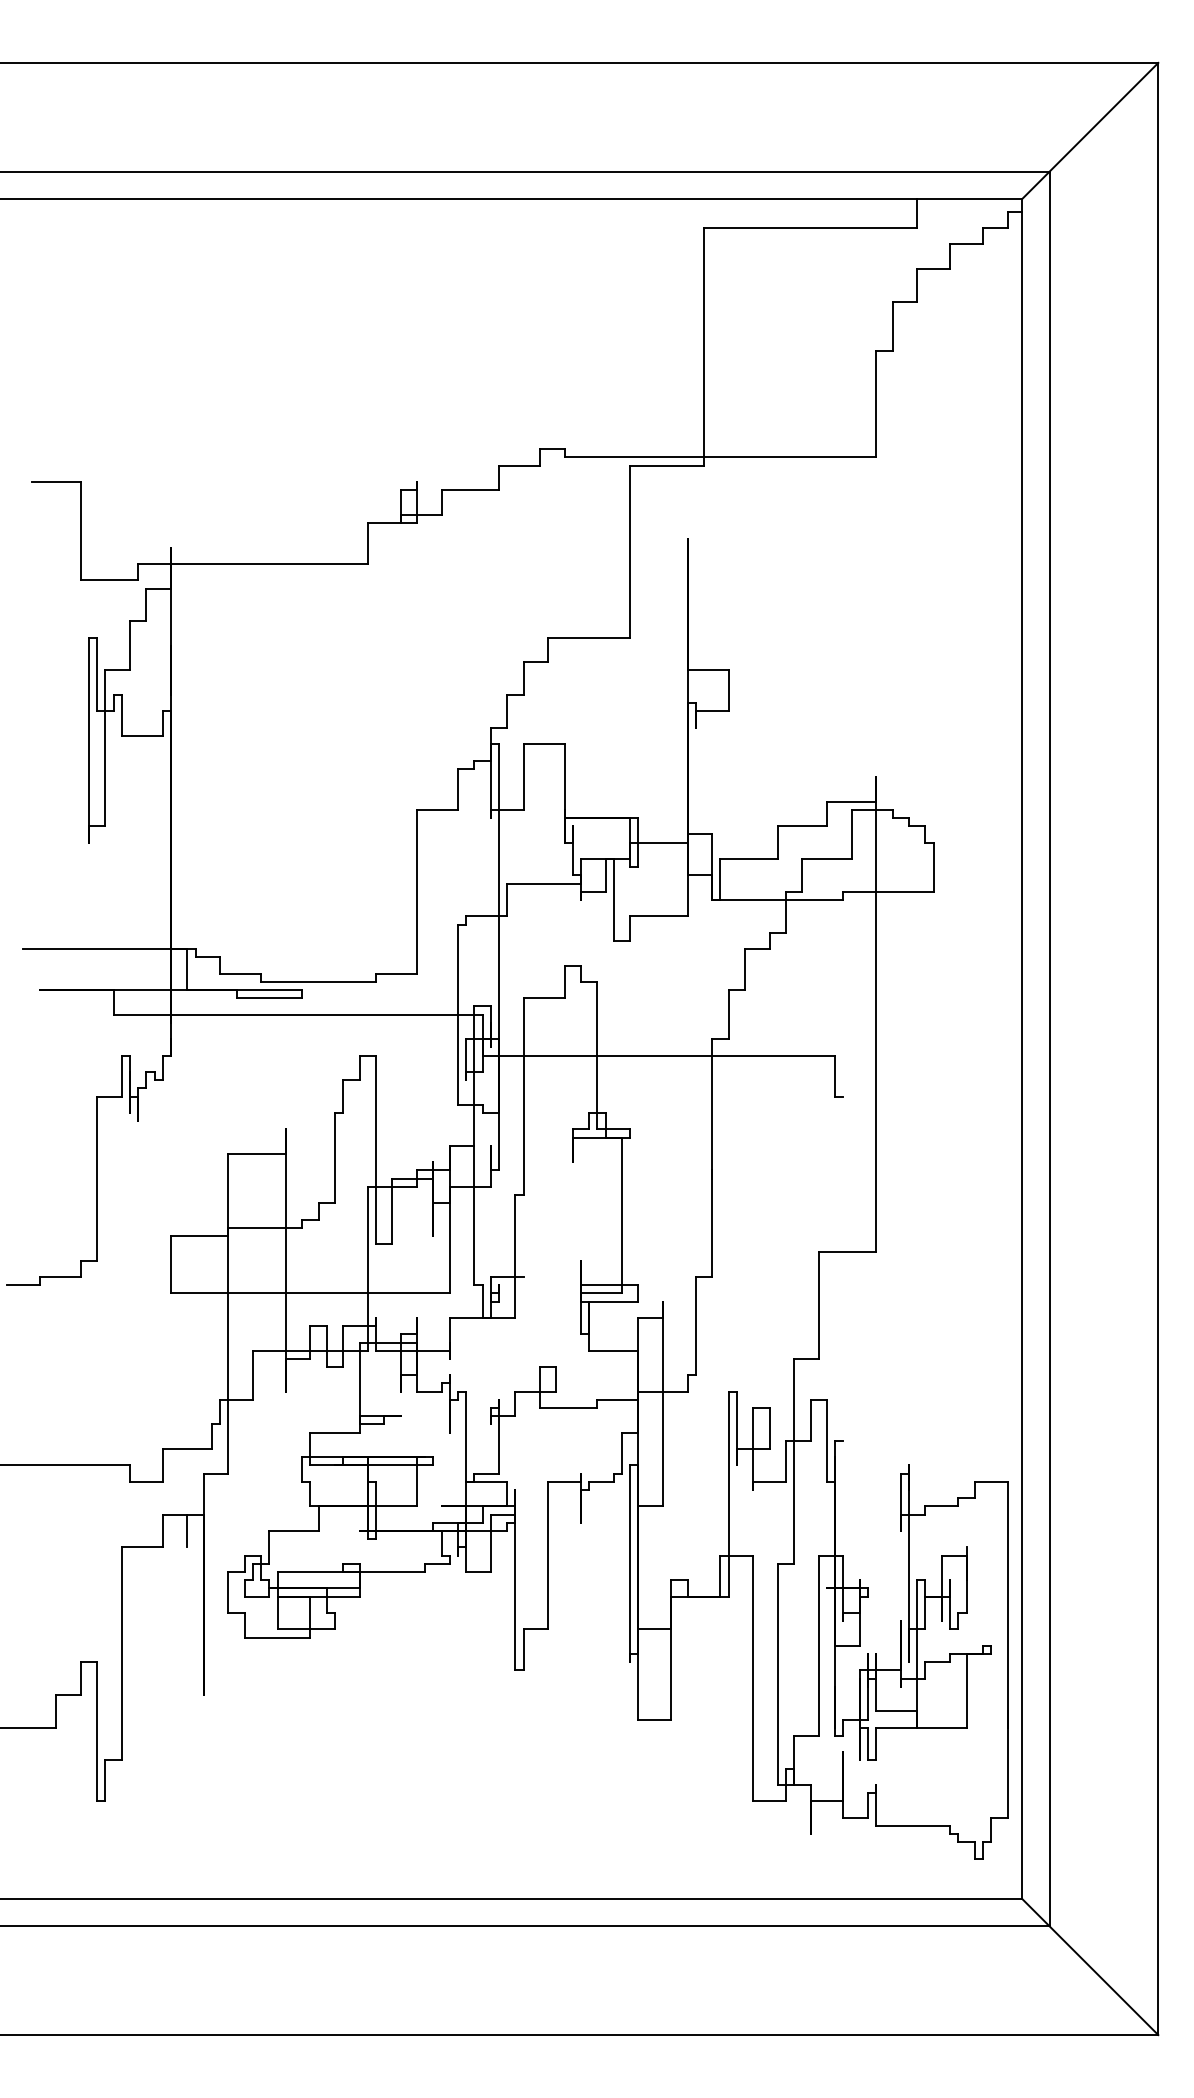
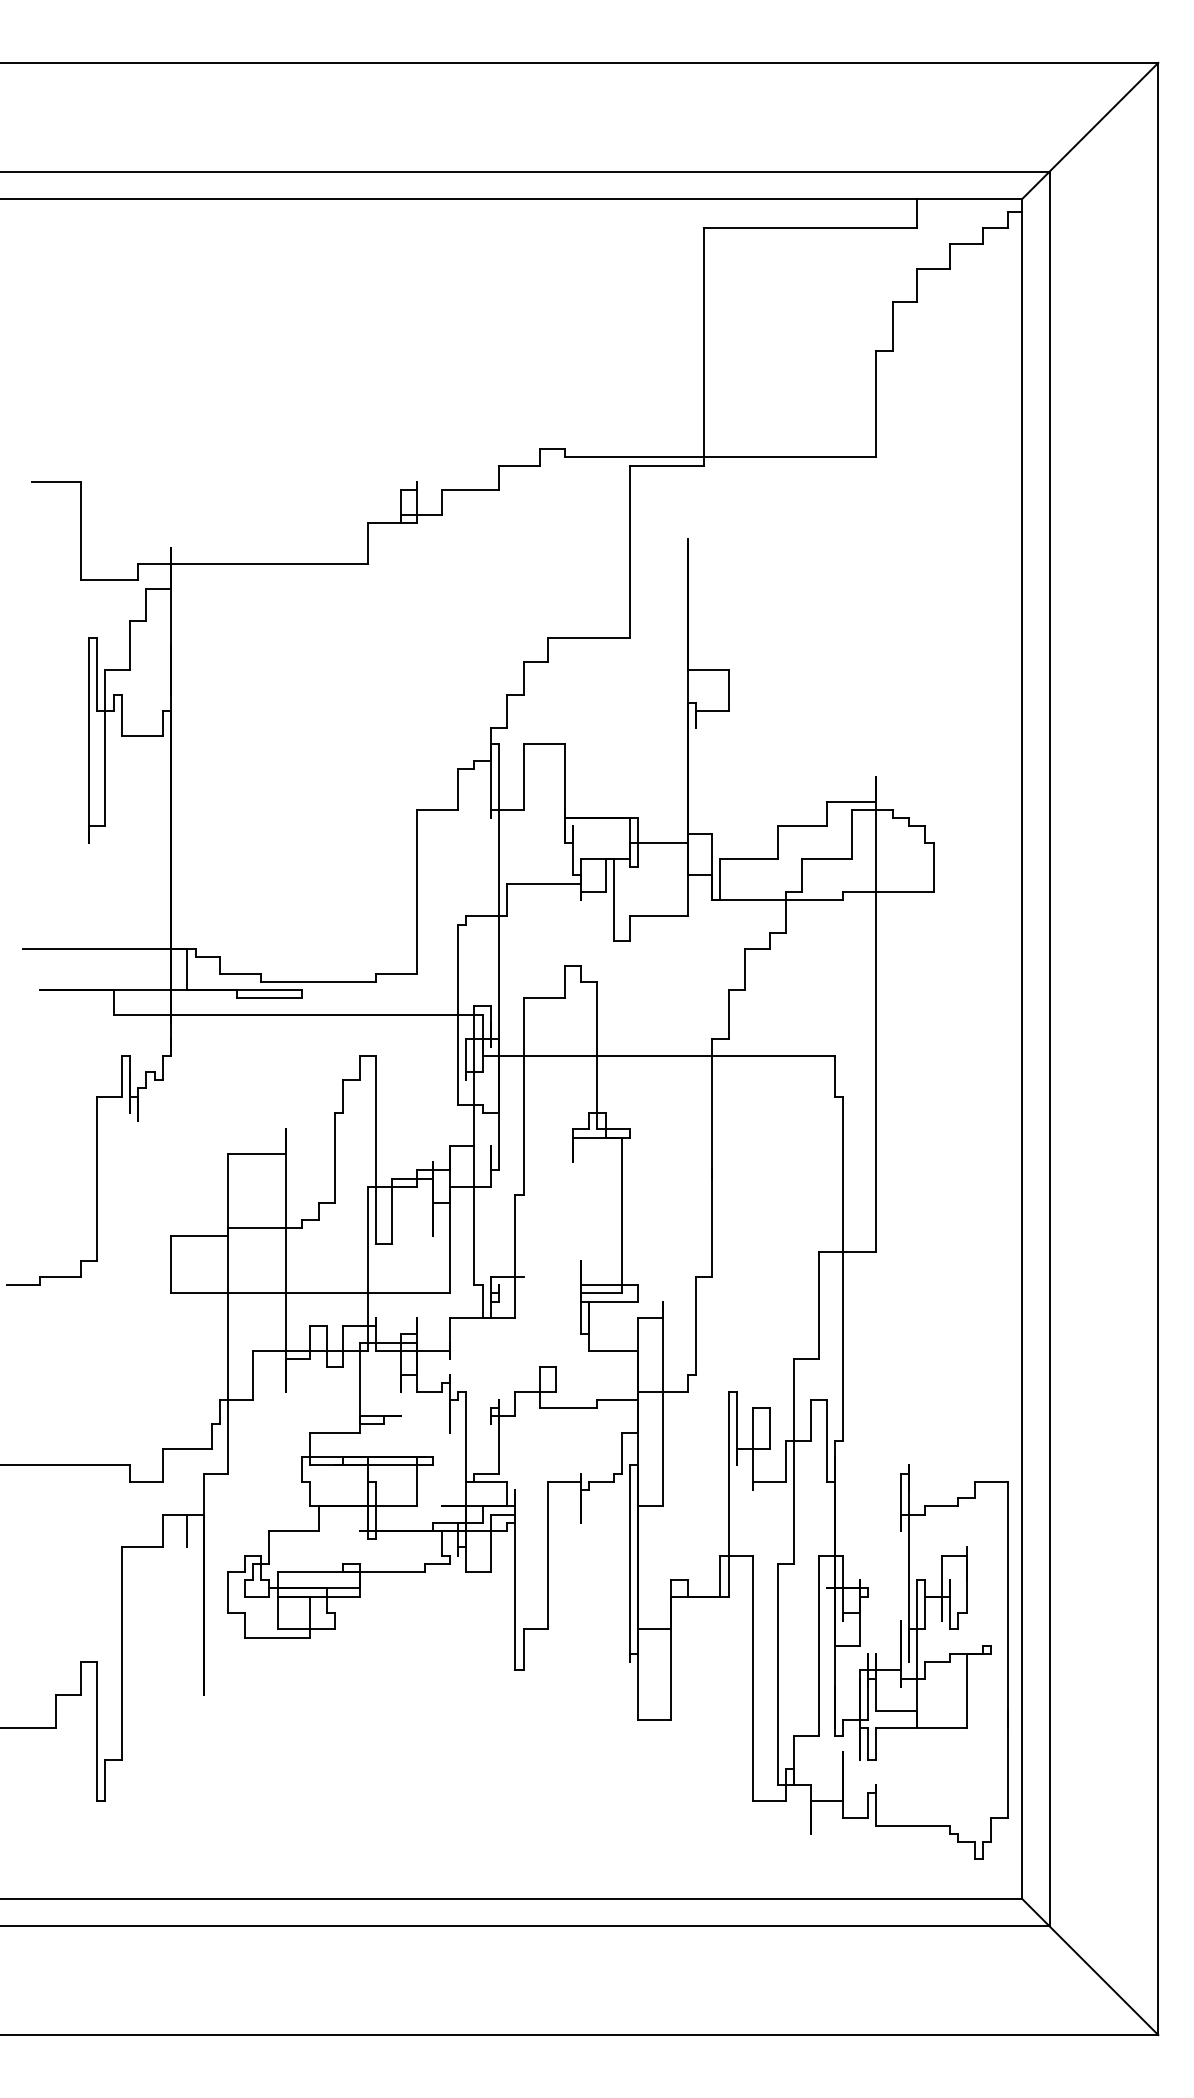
line: none -> present (843, 1268)
